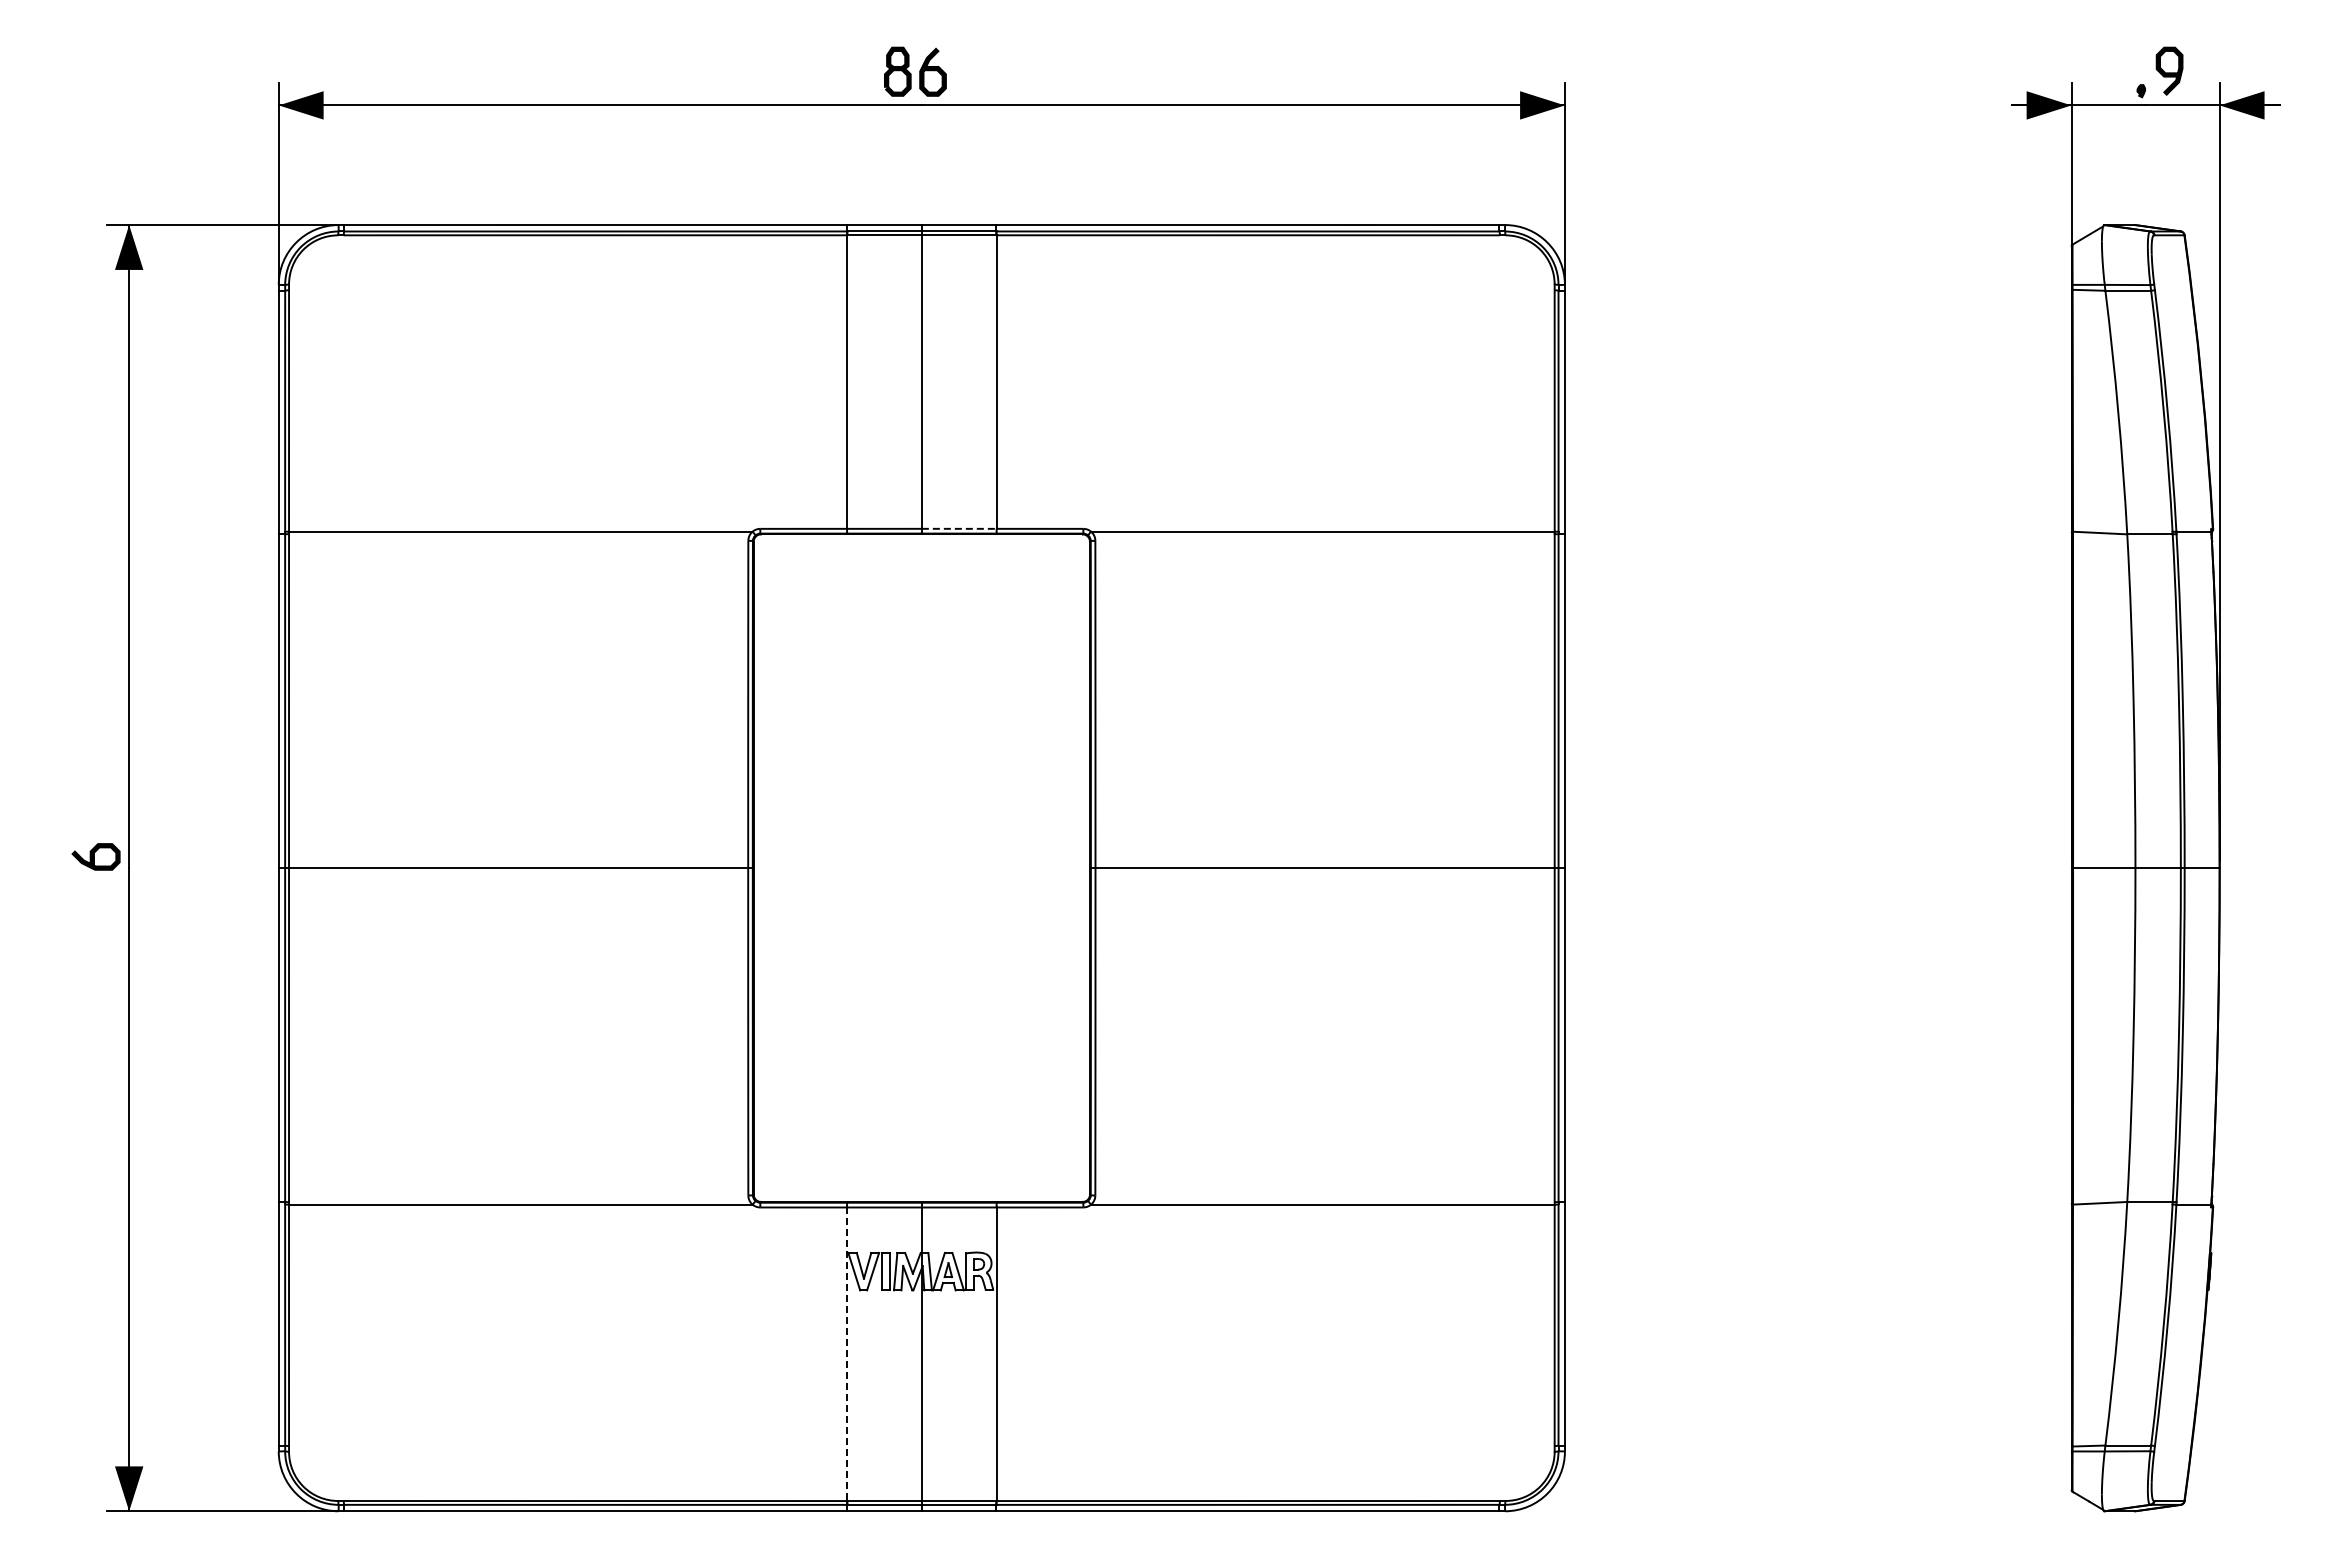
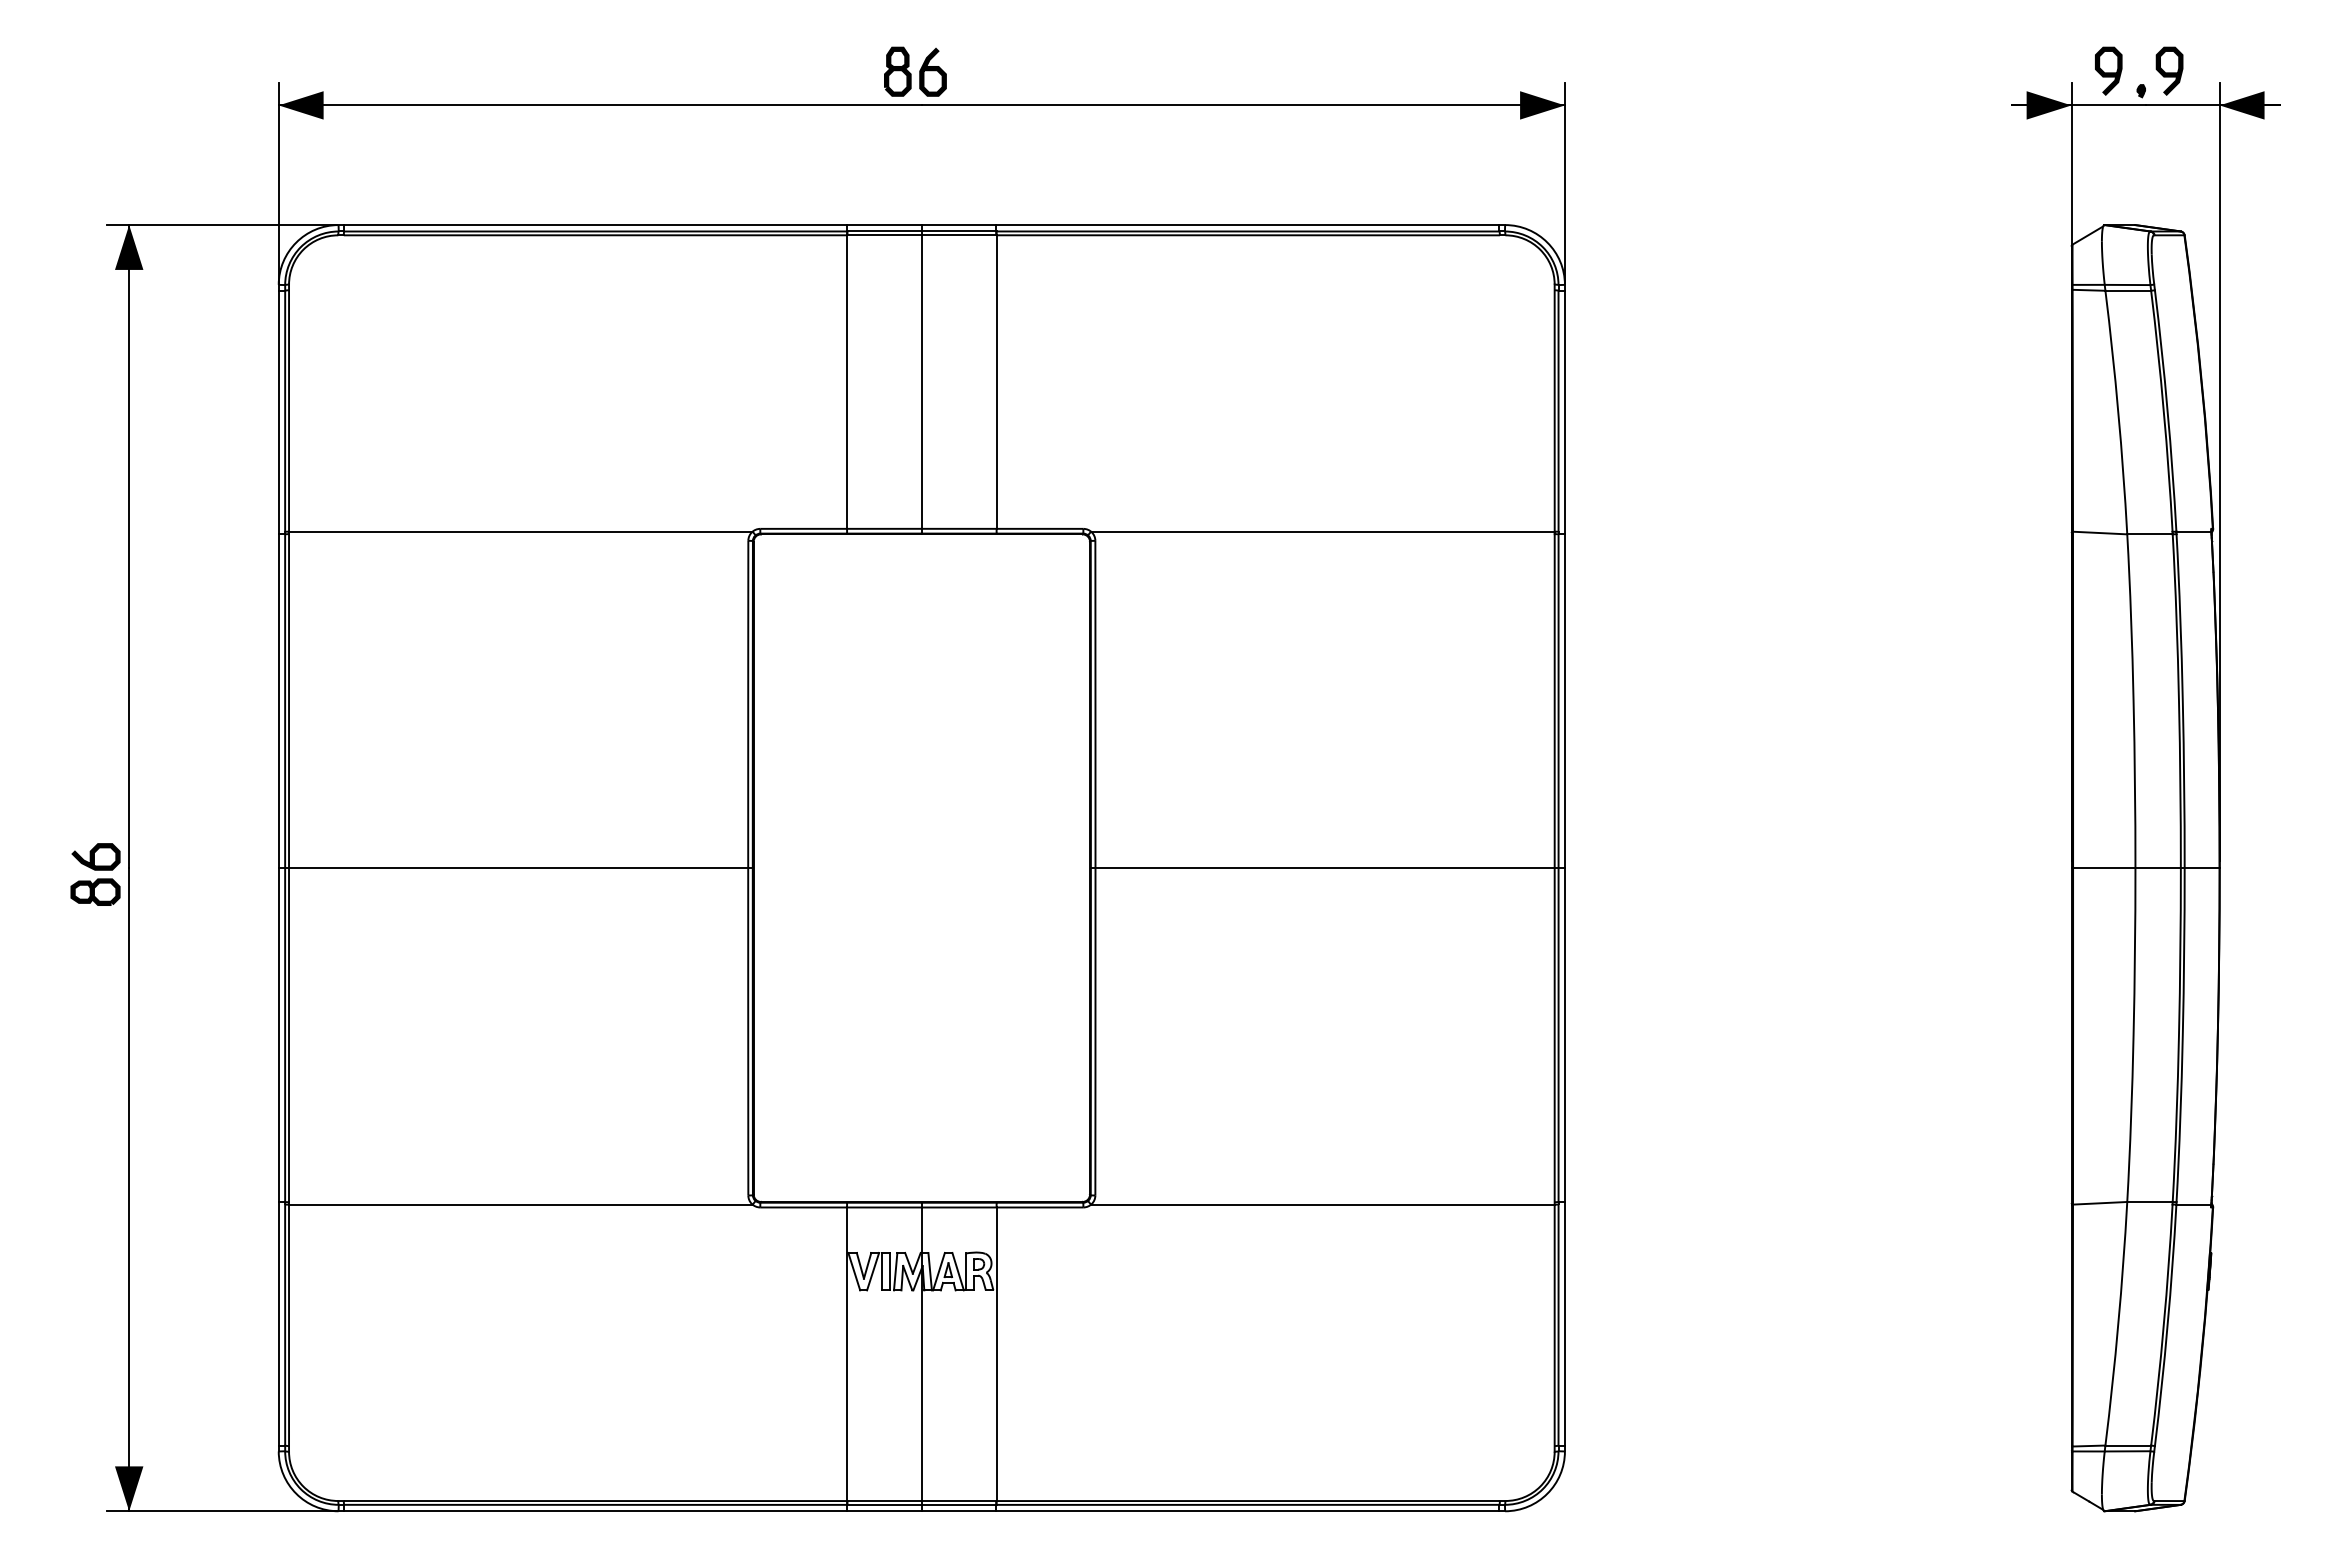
curve: none -> present (2108, 72)
line: dashed -> solid (959, 528)
part: none -> present (95, 891)
line: dashed -> solid (847, 1354)
